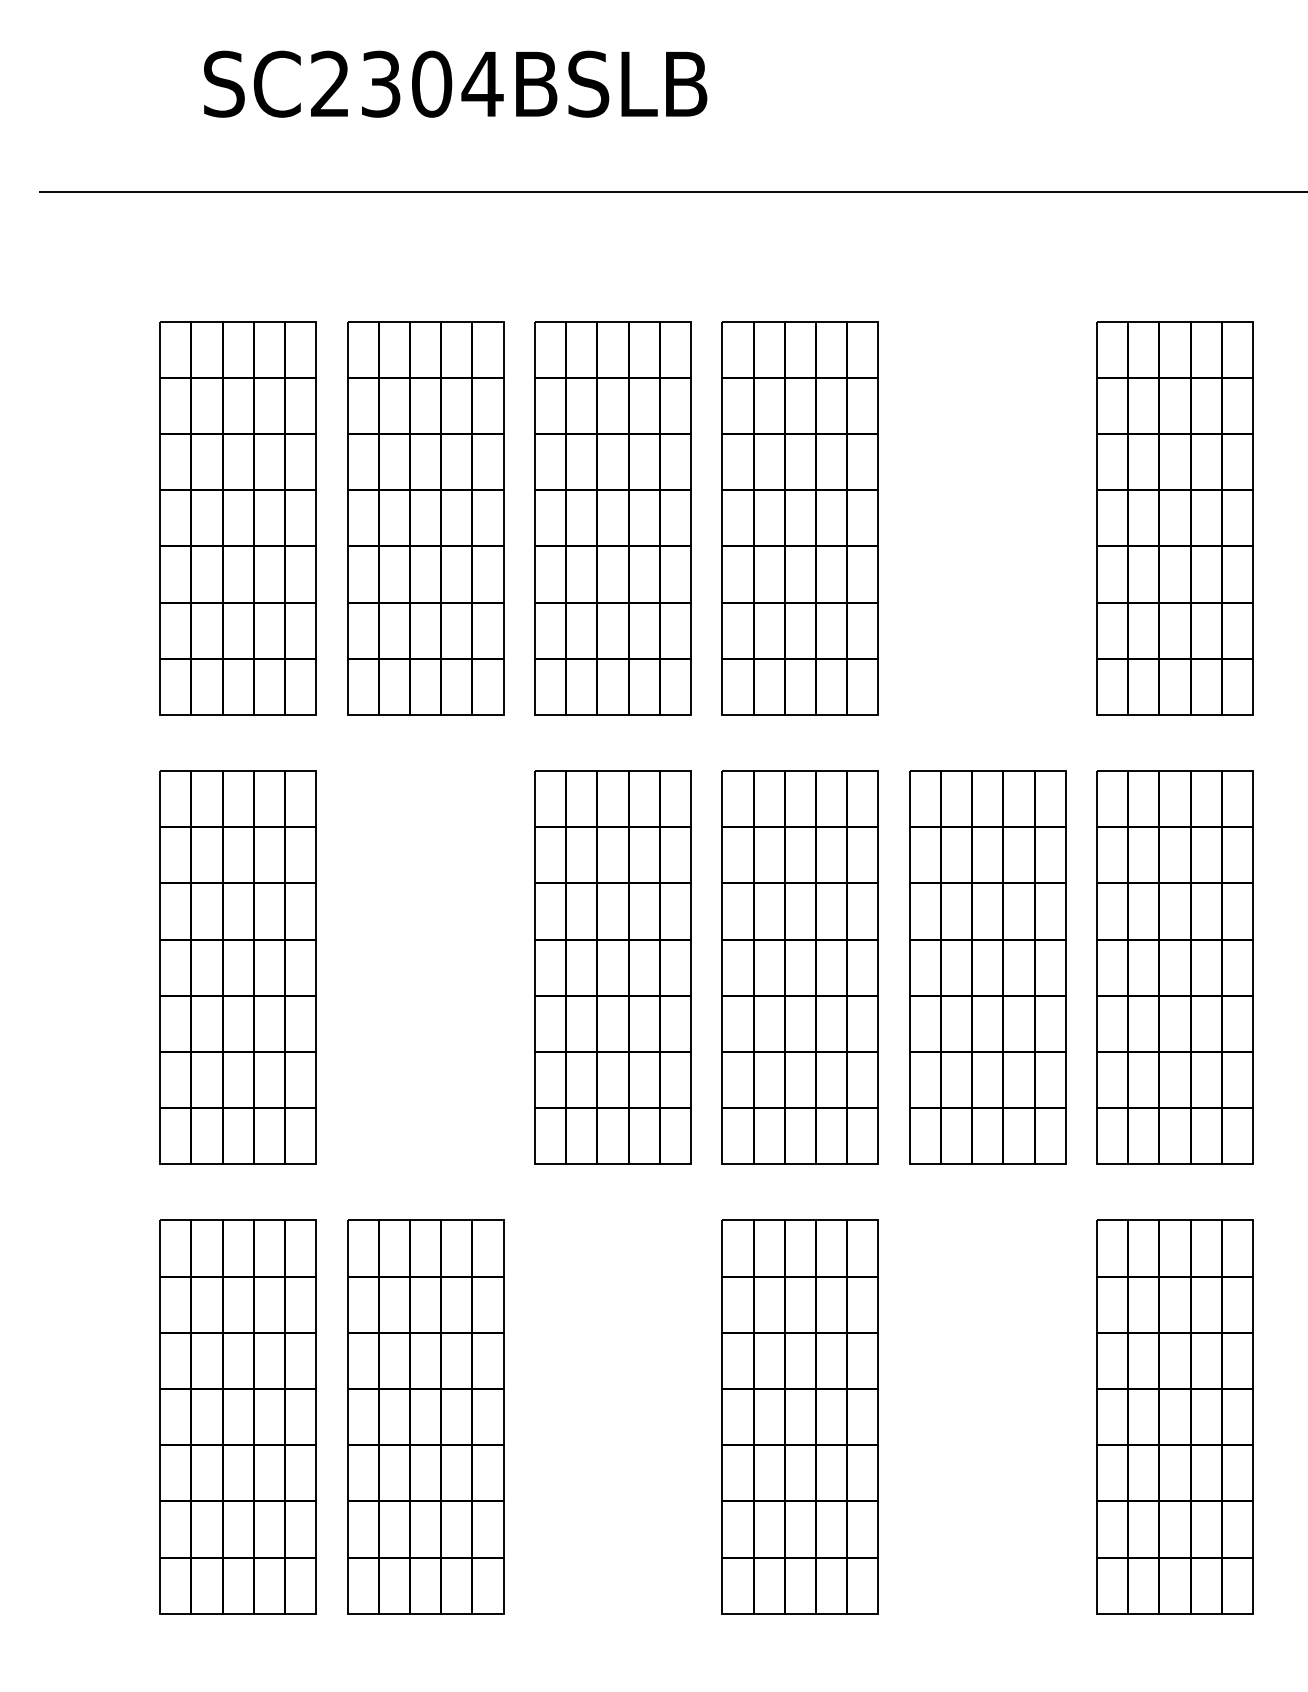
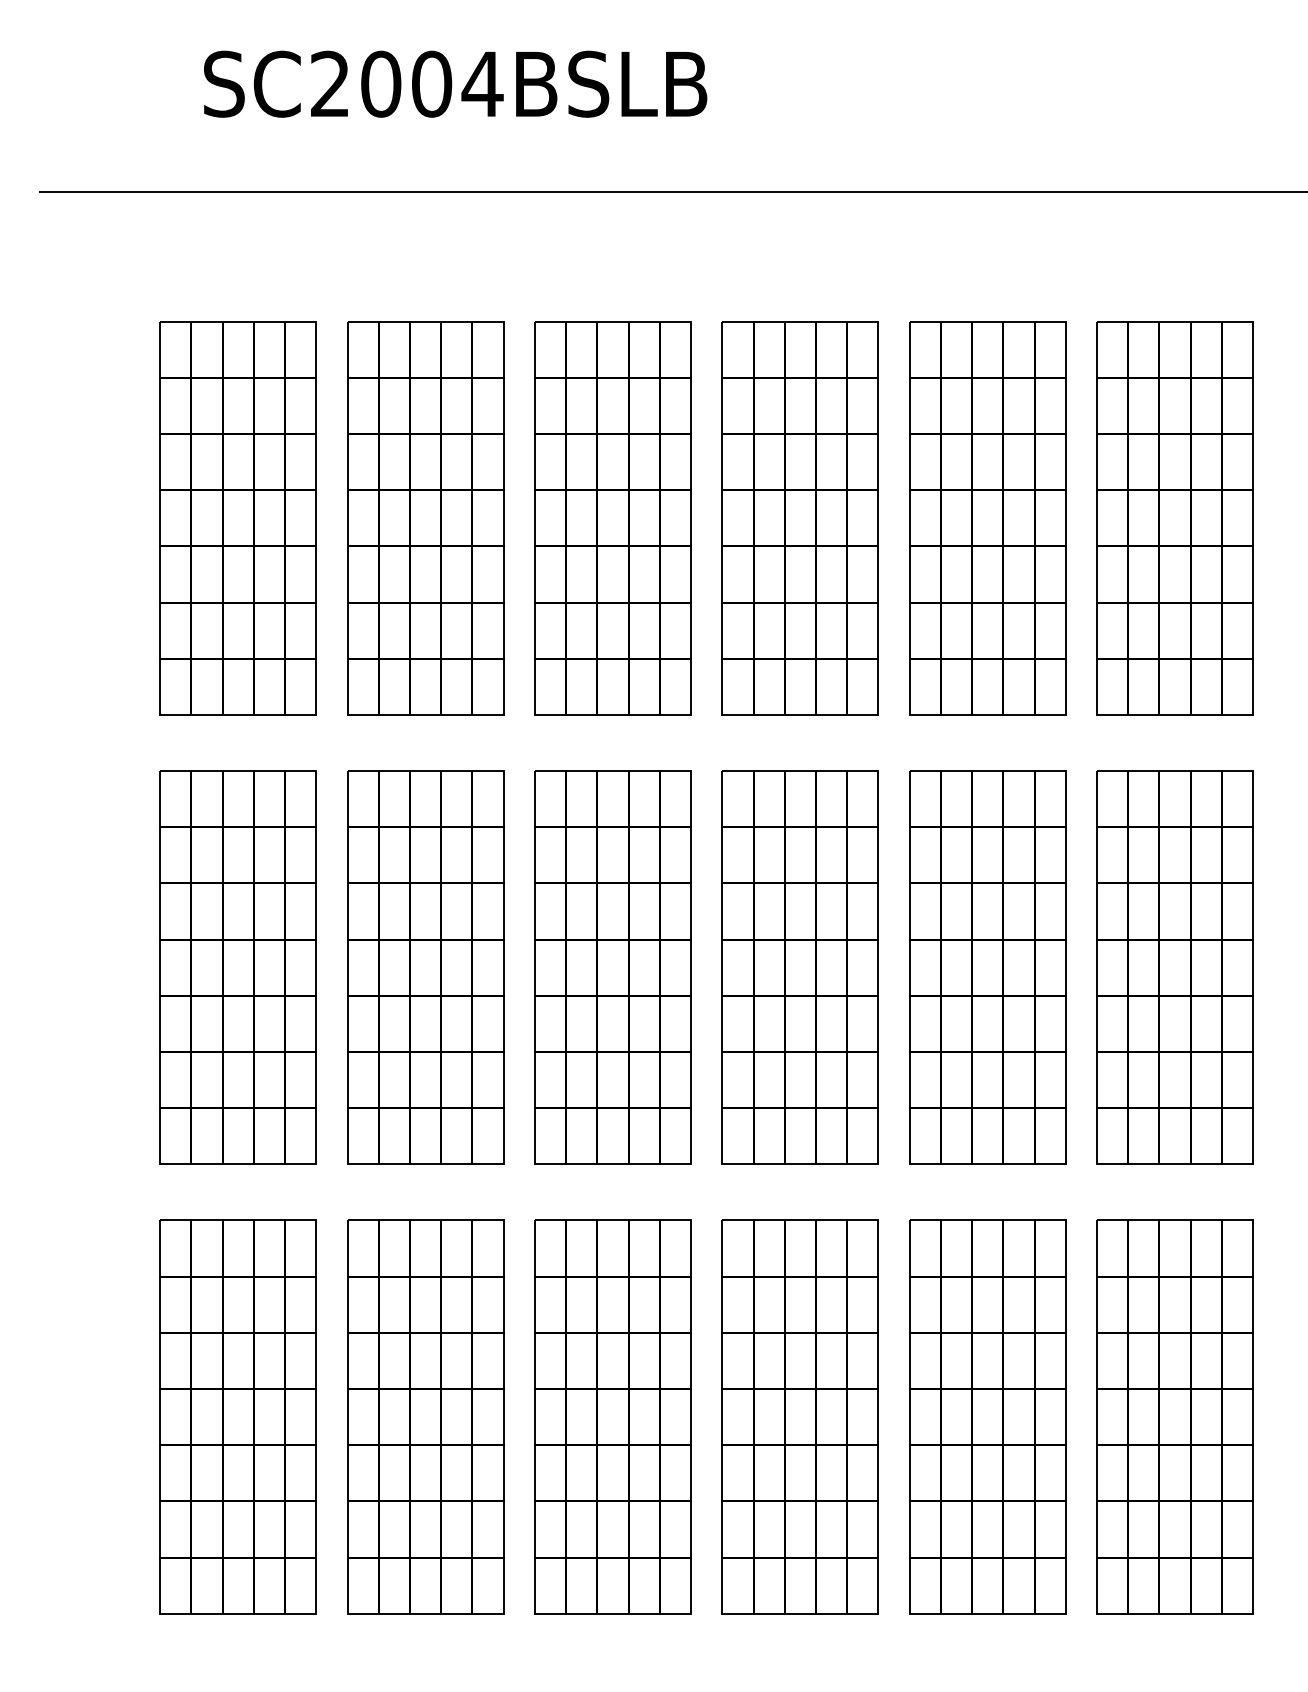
text: SC2304BSLB -> SC2004BSLB (381, 83)
part: none -> present (987, 518)
part: none -> present (425, 967)
part: none -> present (612, 1416)
part: none -> present (987, 1416)
